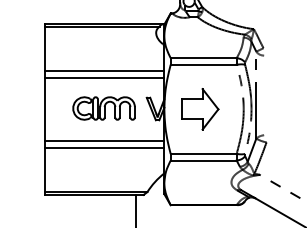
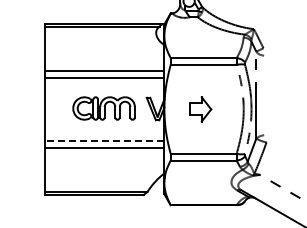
part size: 39x43 px -> 24x27 px (200, 109)
line: solid -> dashed (104, 140)
line: present -> none (136, 209)
